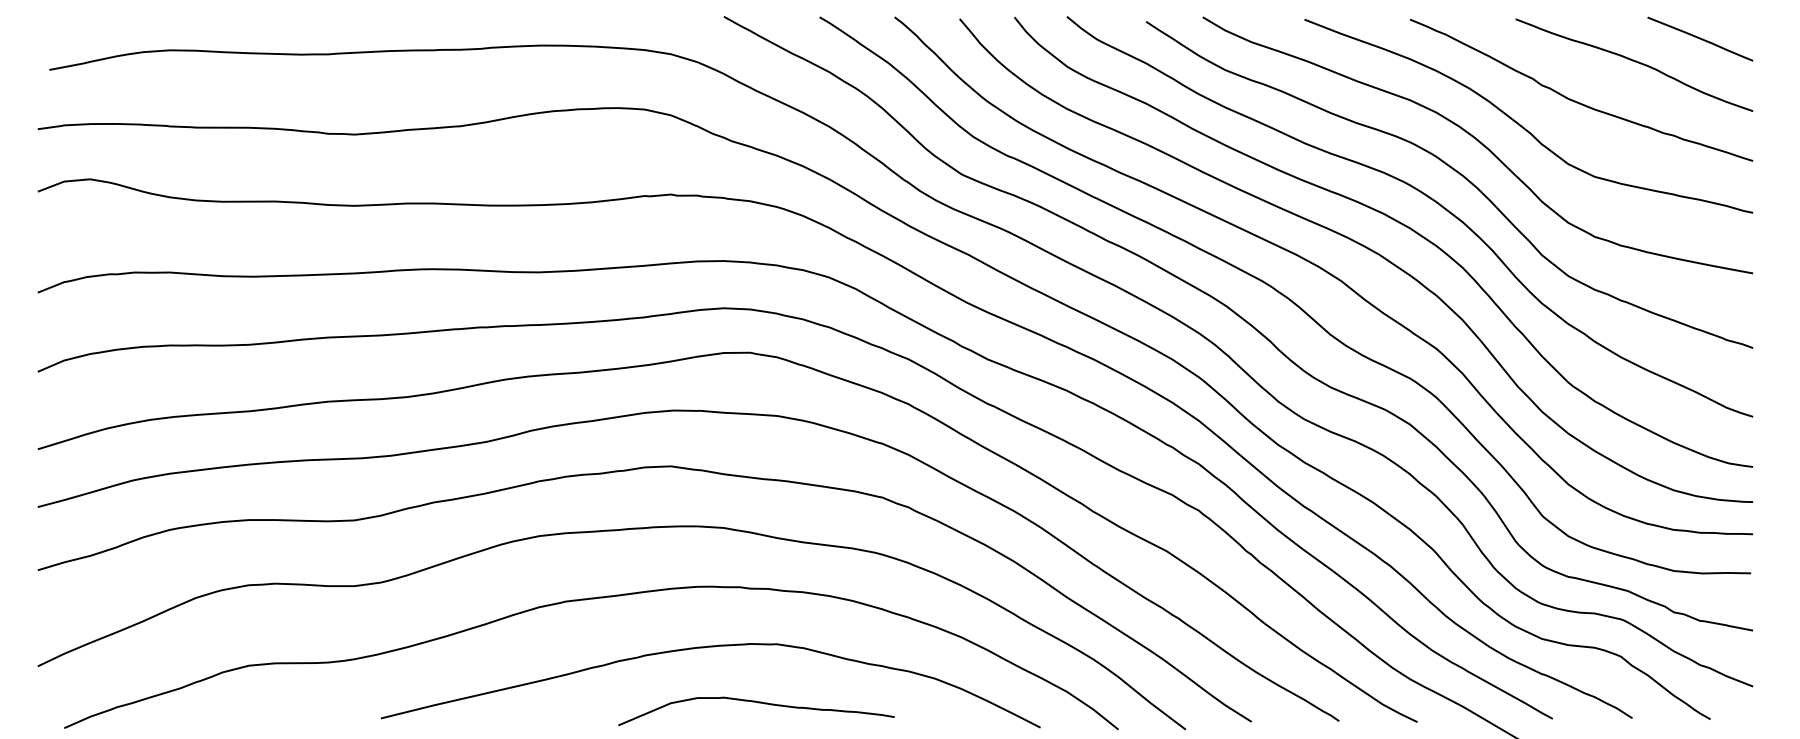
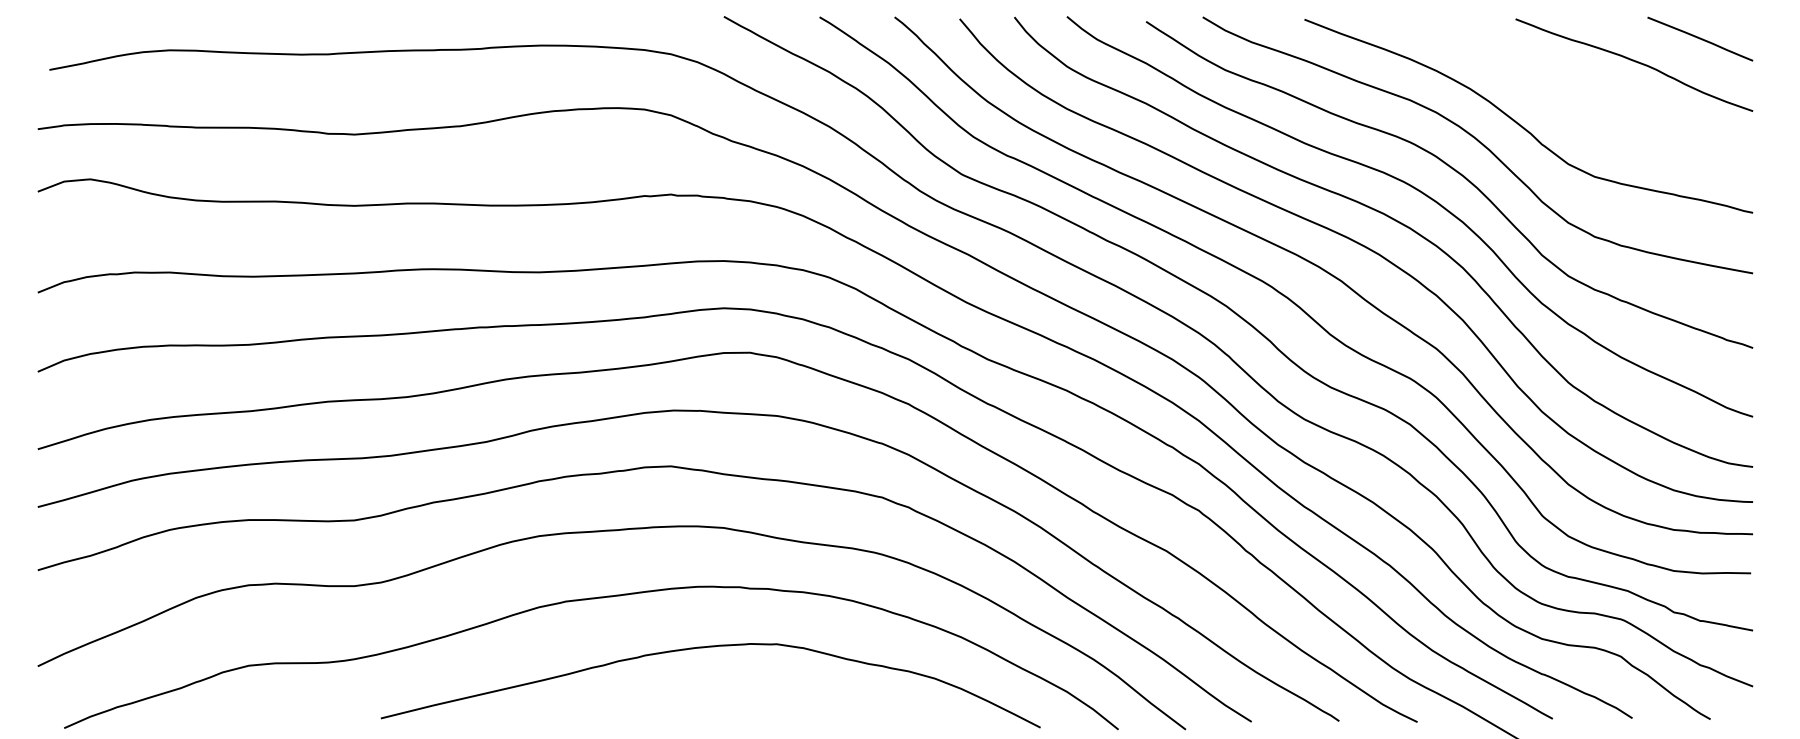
curve: present -> none (1575, 100)
curve: present -> none (758, 703)
